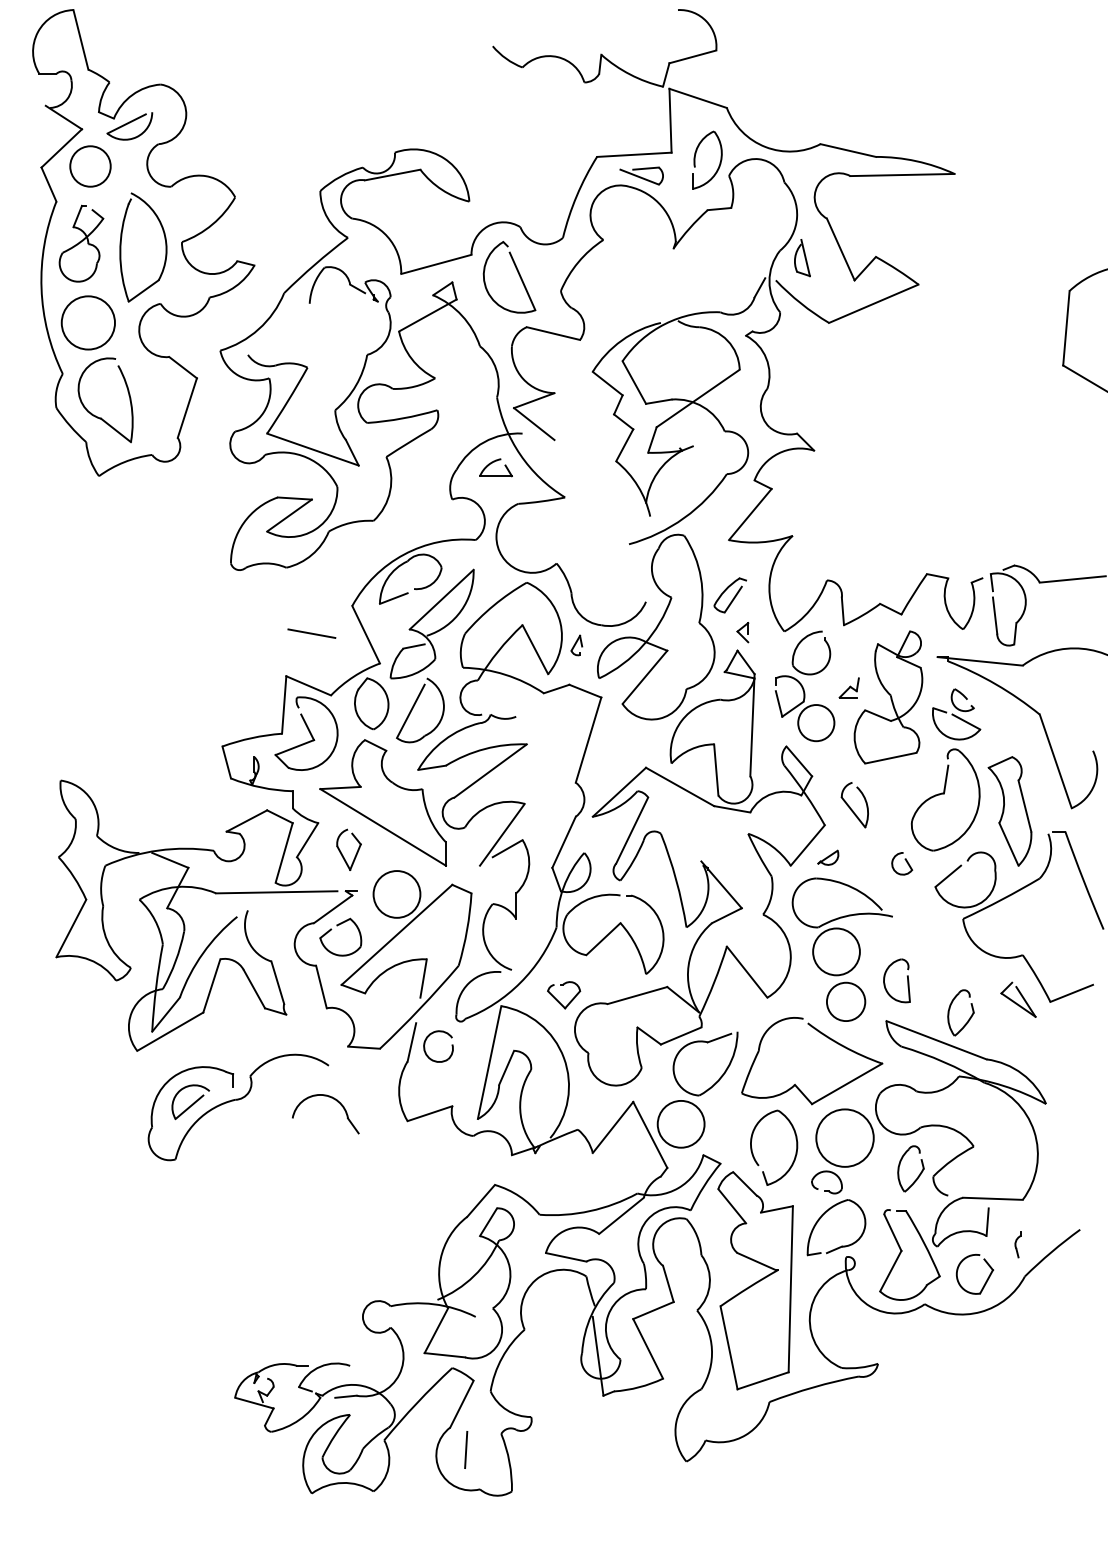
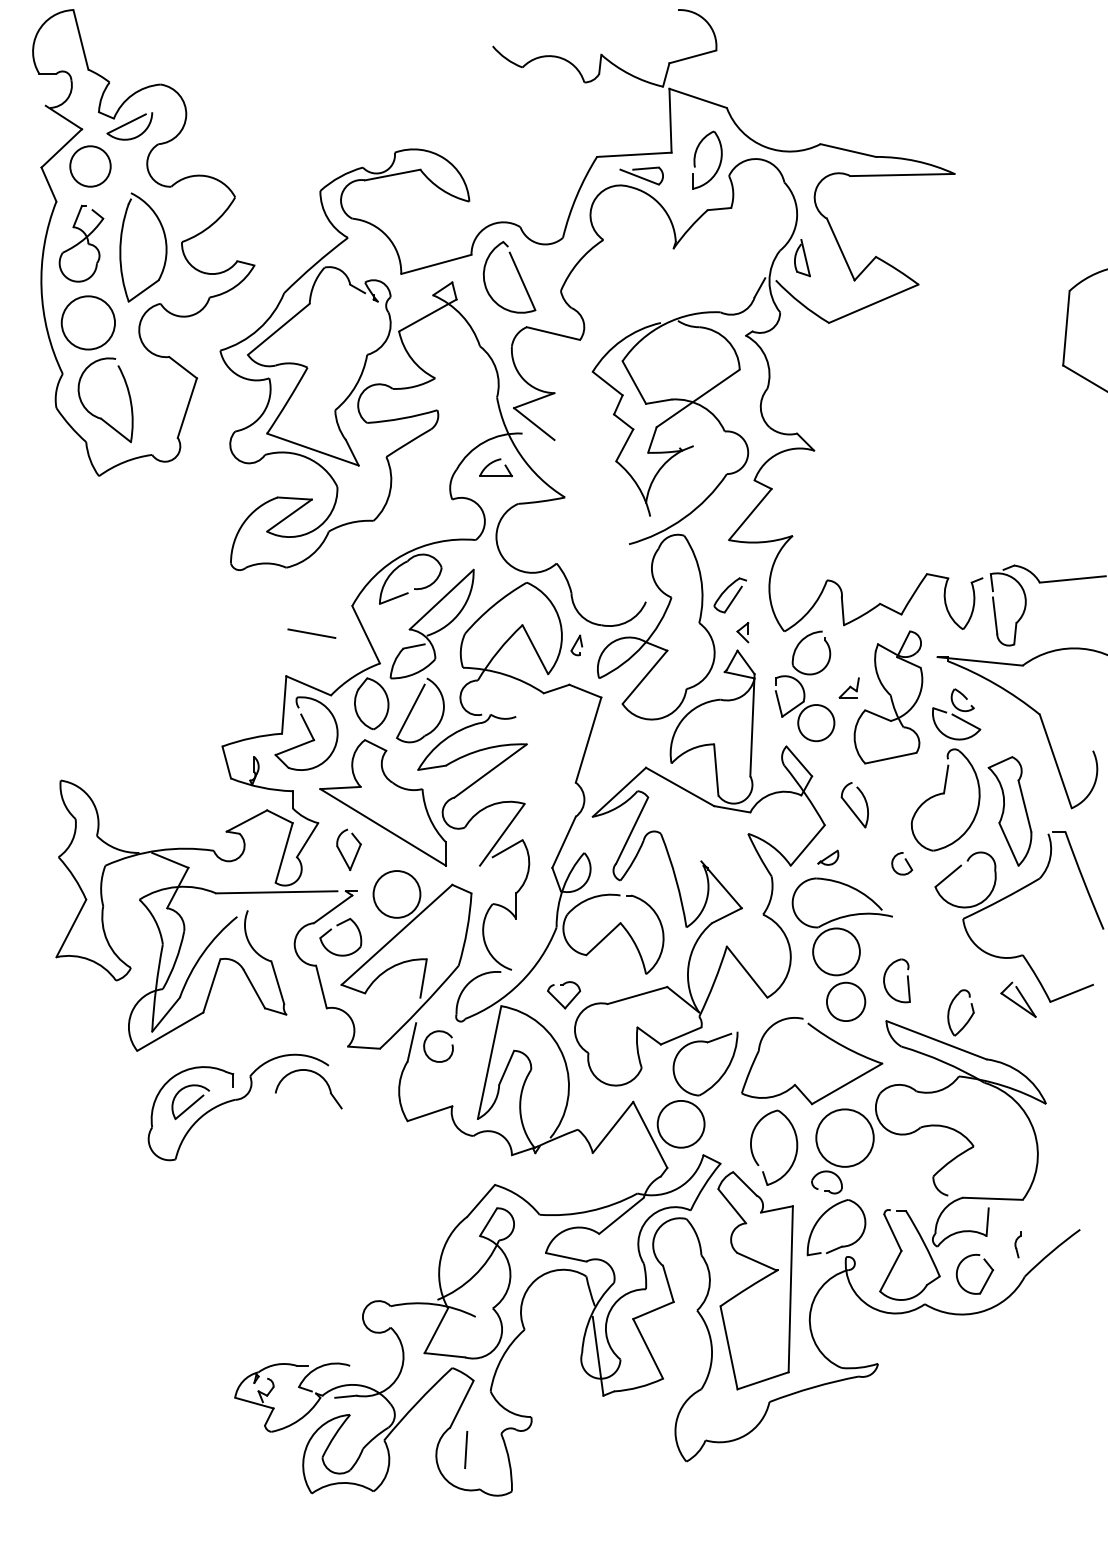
line: none -> present (278, 328)
part position: (337, 1102) -> (320, 1077) (320, 1077)
part: present -> none (919, 1173)
